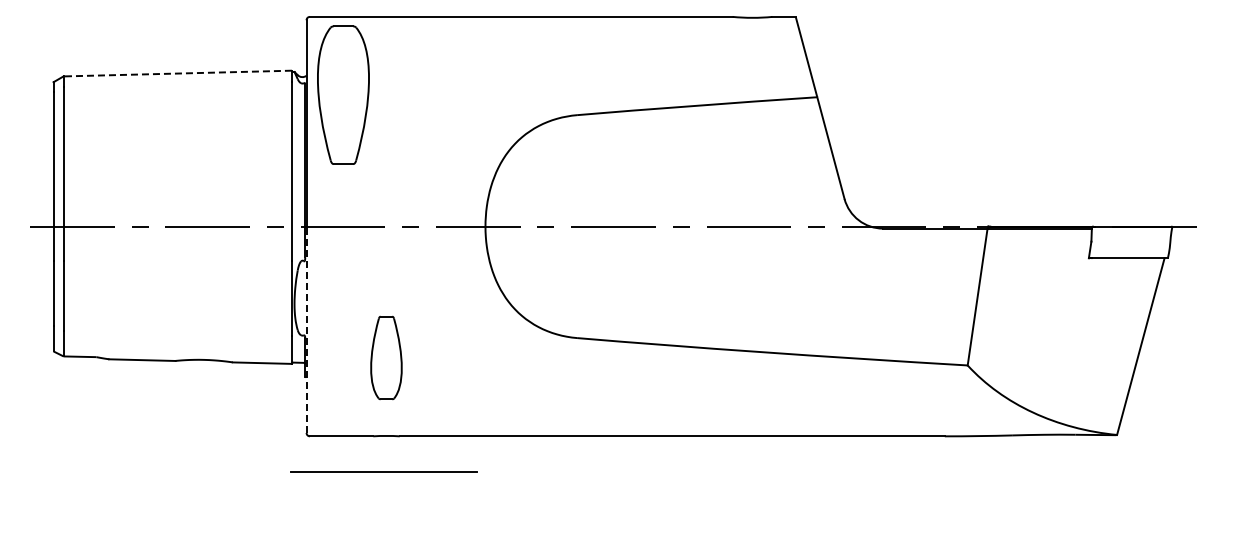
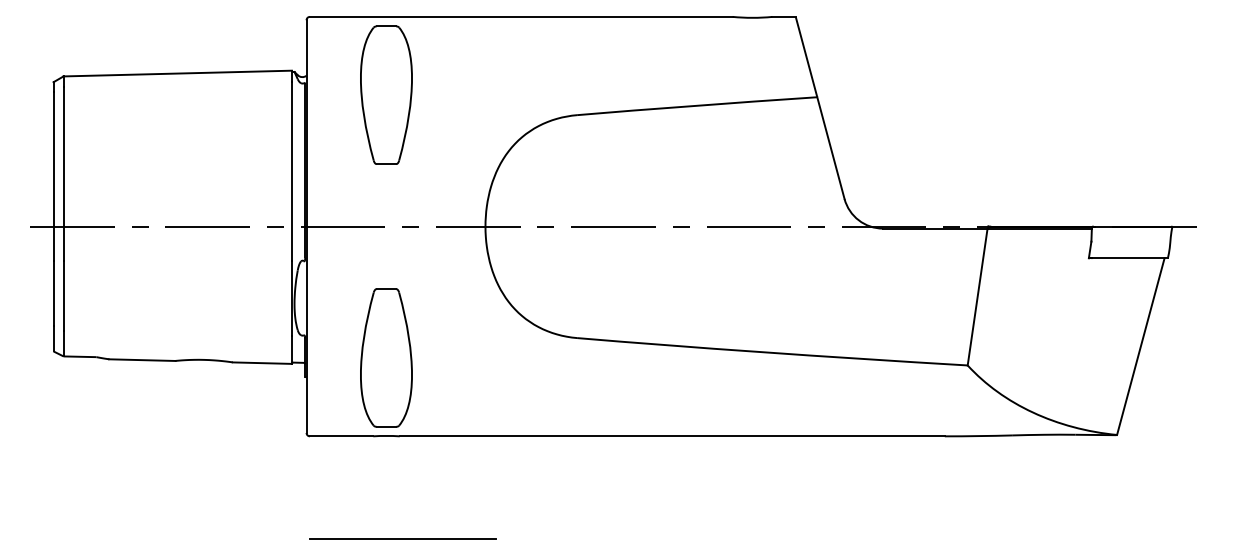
line: dashed -> solid (177, 73)
part position: (343, 94) -> (386, 94) (386, 94)
line: dashed -> solid (306, 329)
part size: 33x86 px -> 53x140 px (386, 357)
line position: (383, 471) -> (402, 538) (402, 538)
